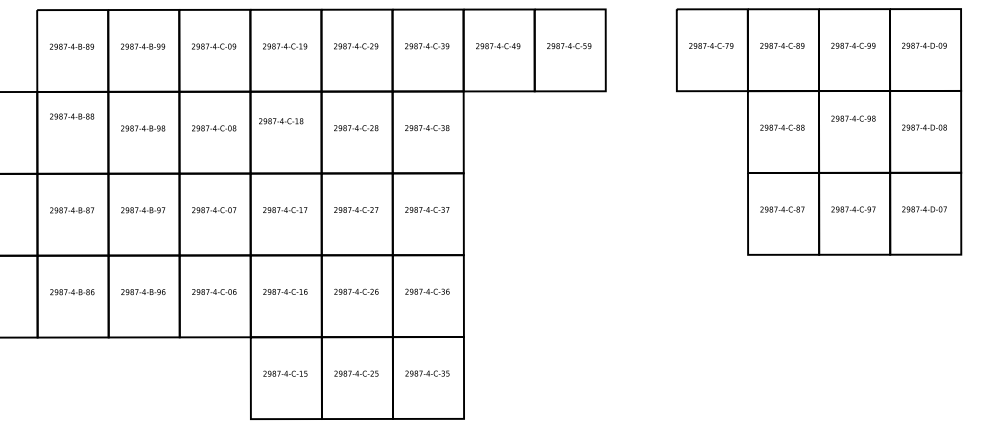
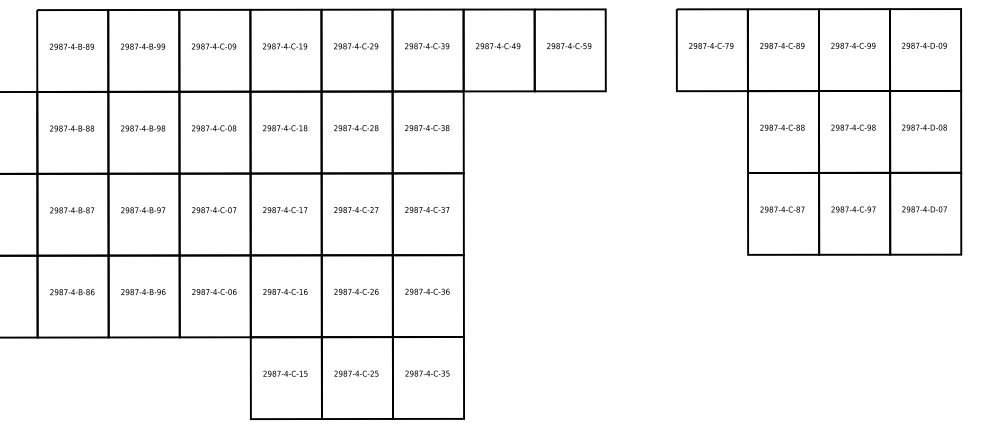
text position: (72, 116) -> (72, 128) (72, 128)
text position: (853, 118) -> (853, 127) (853, 127)
text position: (281, 121) -> (285, 128) (285, 128)
